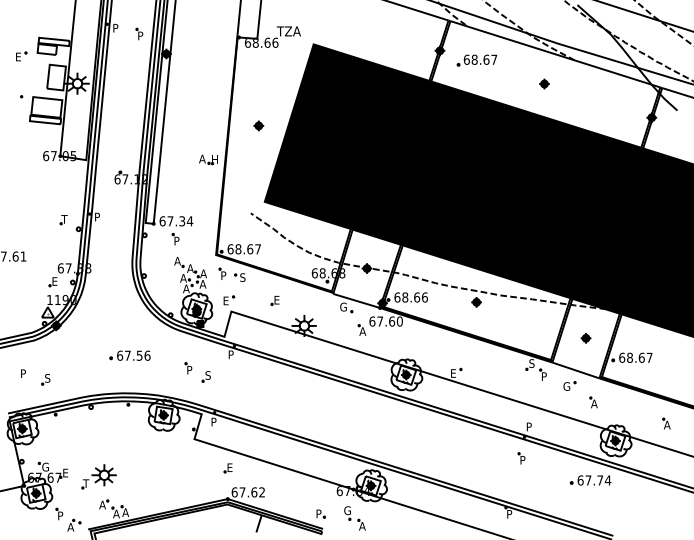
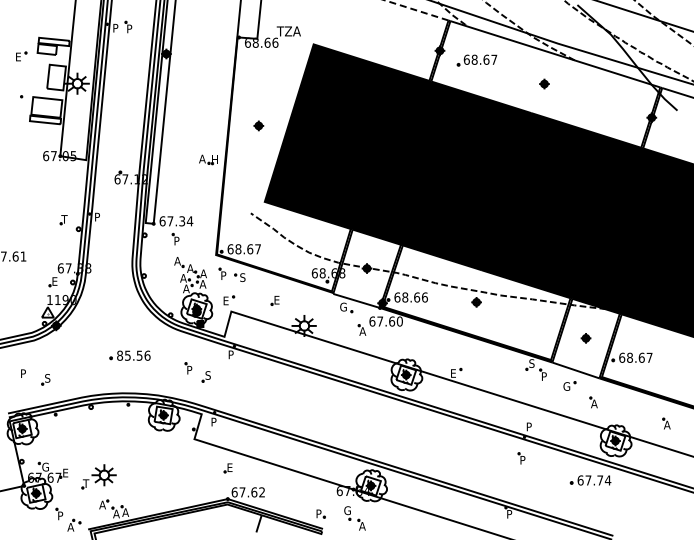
line: solid -> dashed (416, 10)
part position: (139, 33) -> (128, 26) (128, 26)
text: 67.56 -> 85.56 (123, 355)
